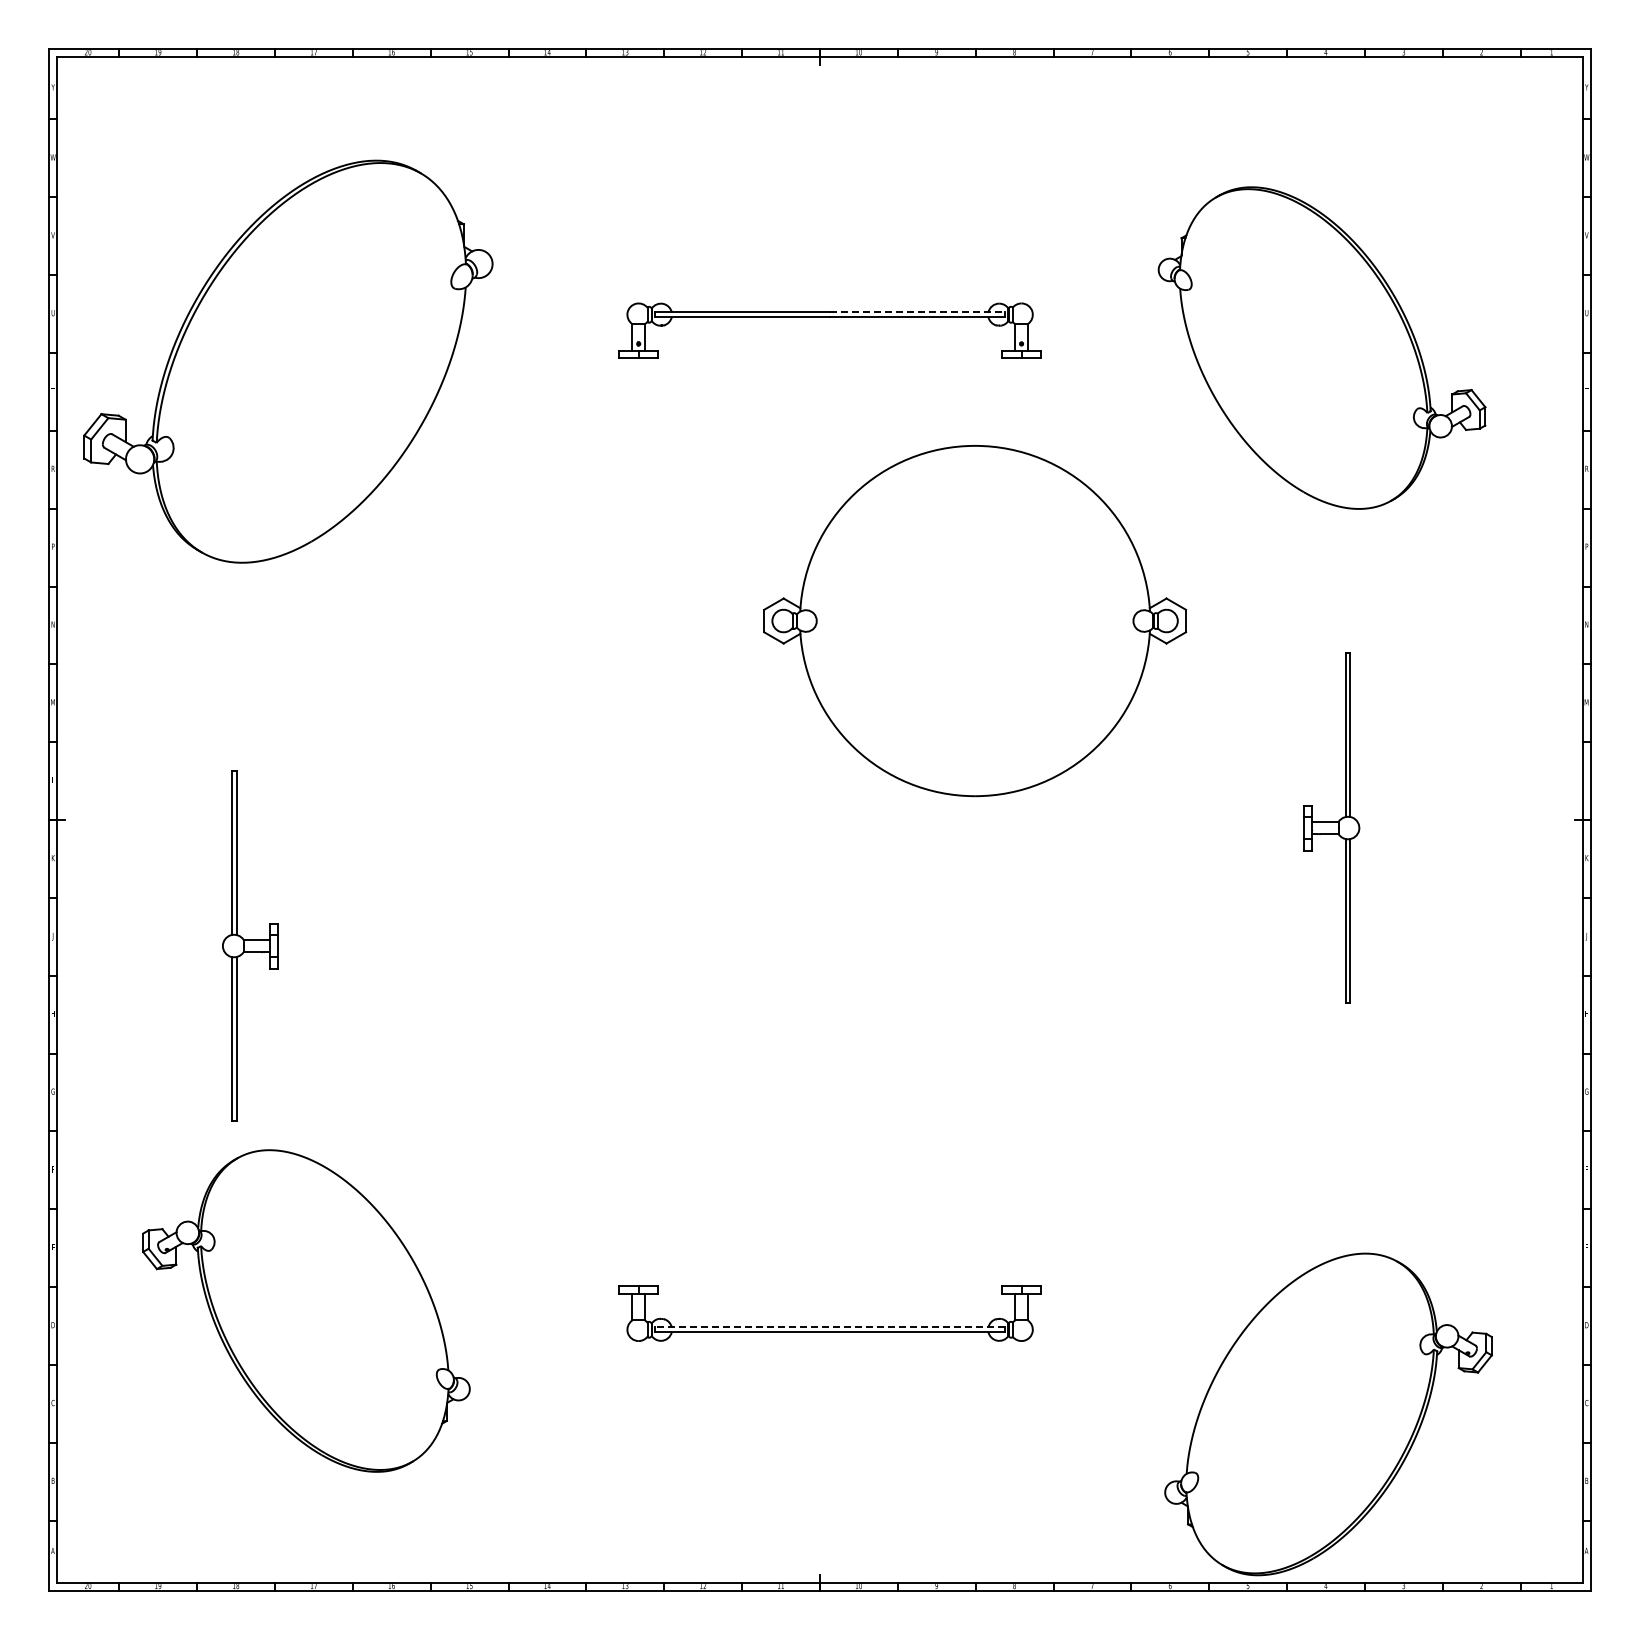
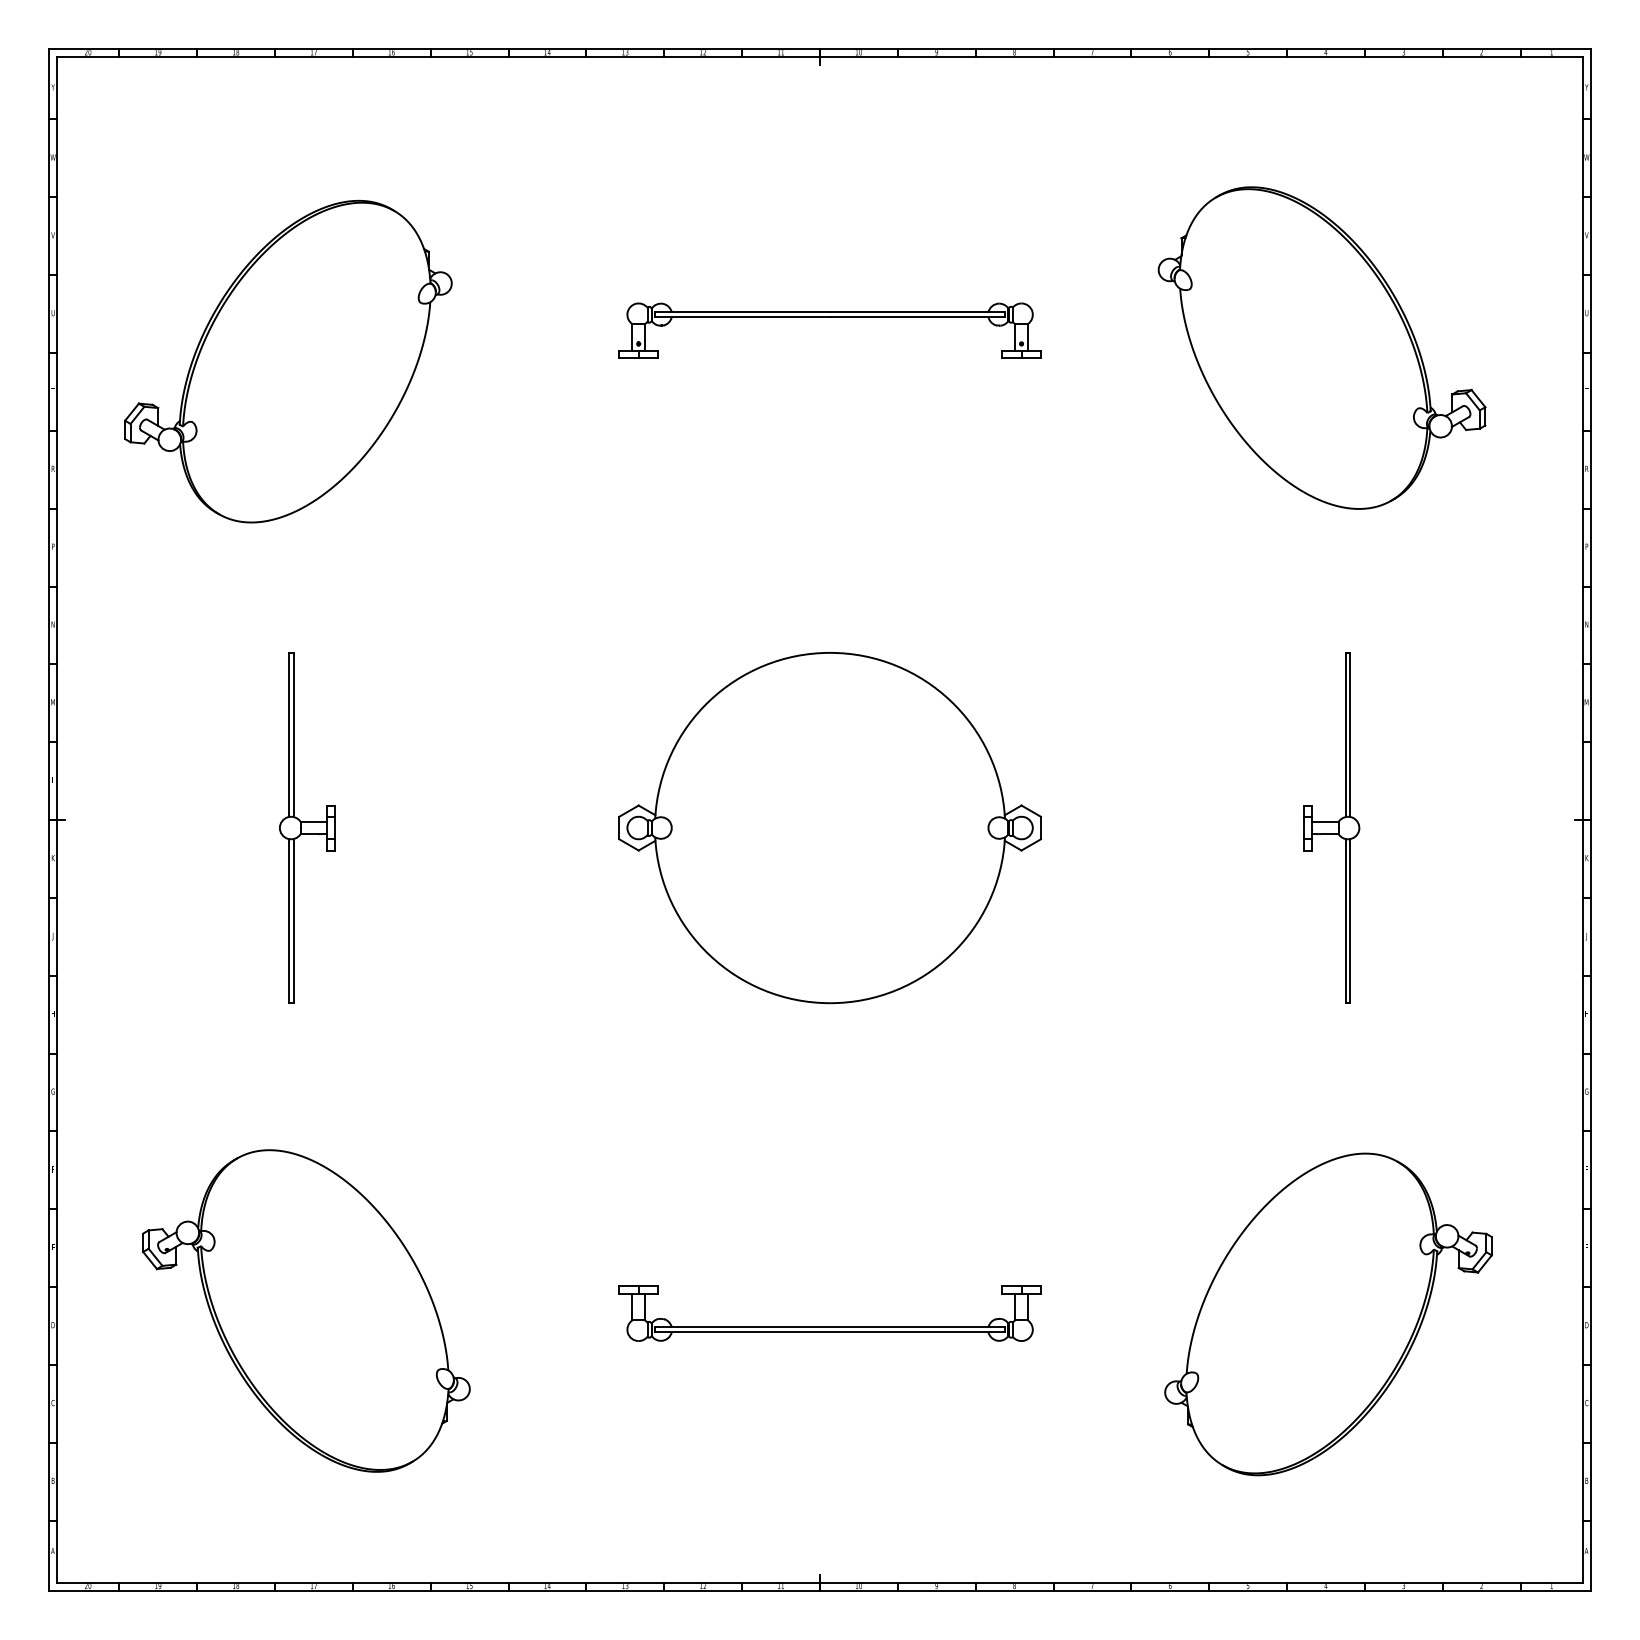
line: dashed -> solid (918, 312)
part size: 411x405 px -> 329x325 px (288, 361)
part position: (975, 621) -> (830, 828) (830, 828)
part position: (250, 945) -> (307, 827) (307, 827)
line: dashed -> solid (830, 1327)
part position: (1328, 1414) -> (1328, 1314) (1328, 1314)
